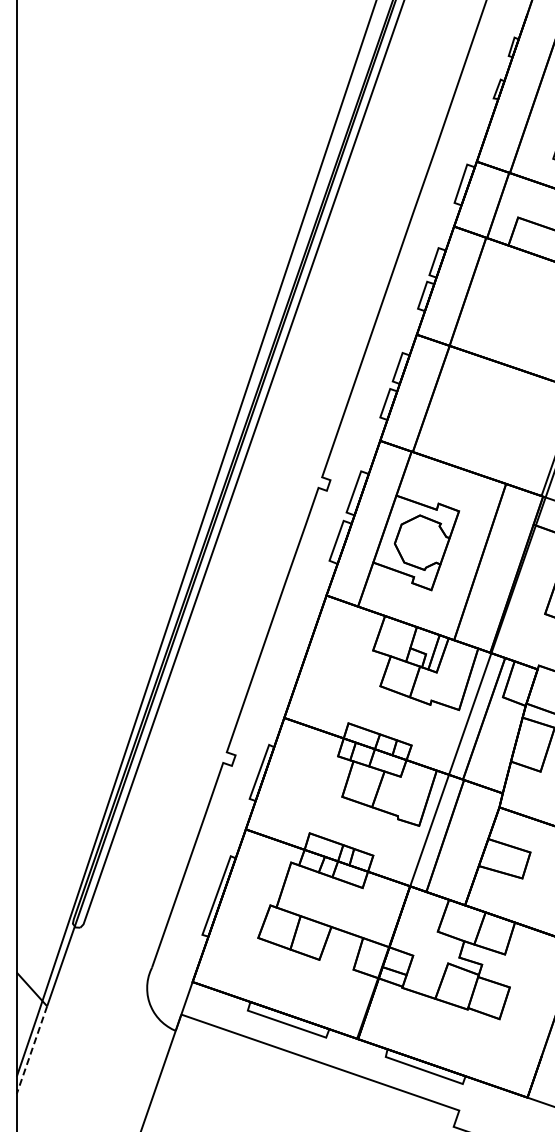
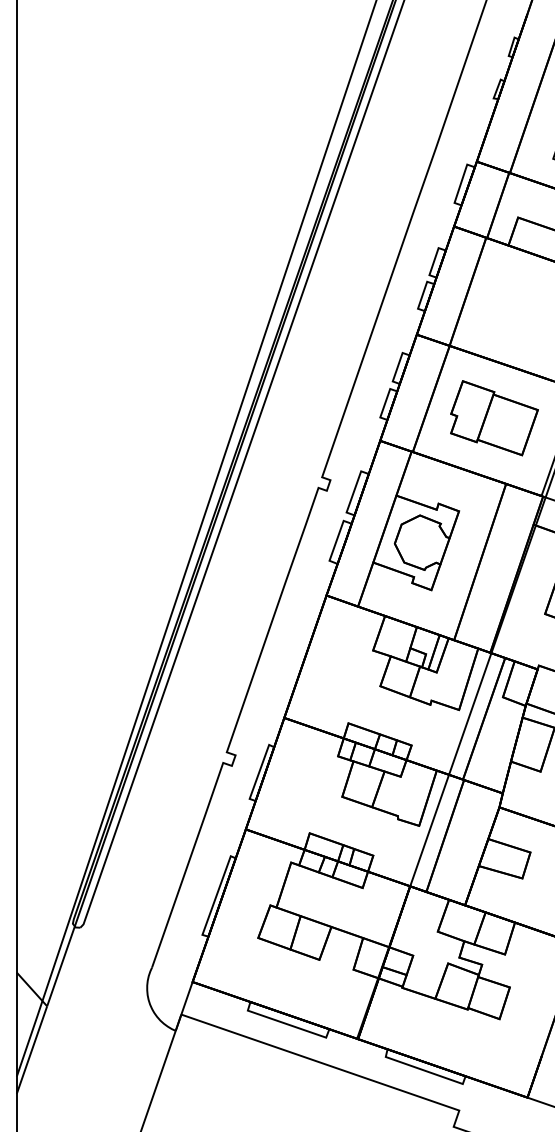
part: none -> present (494, 418)
line: dashed -> solid (31, 1050)
